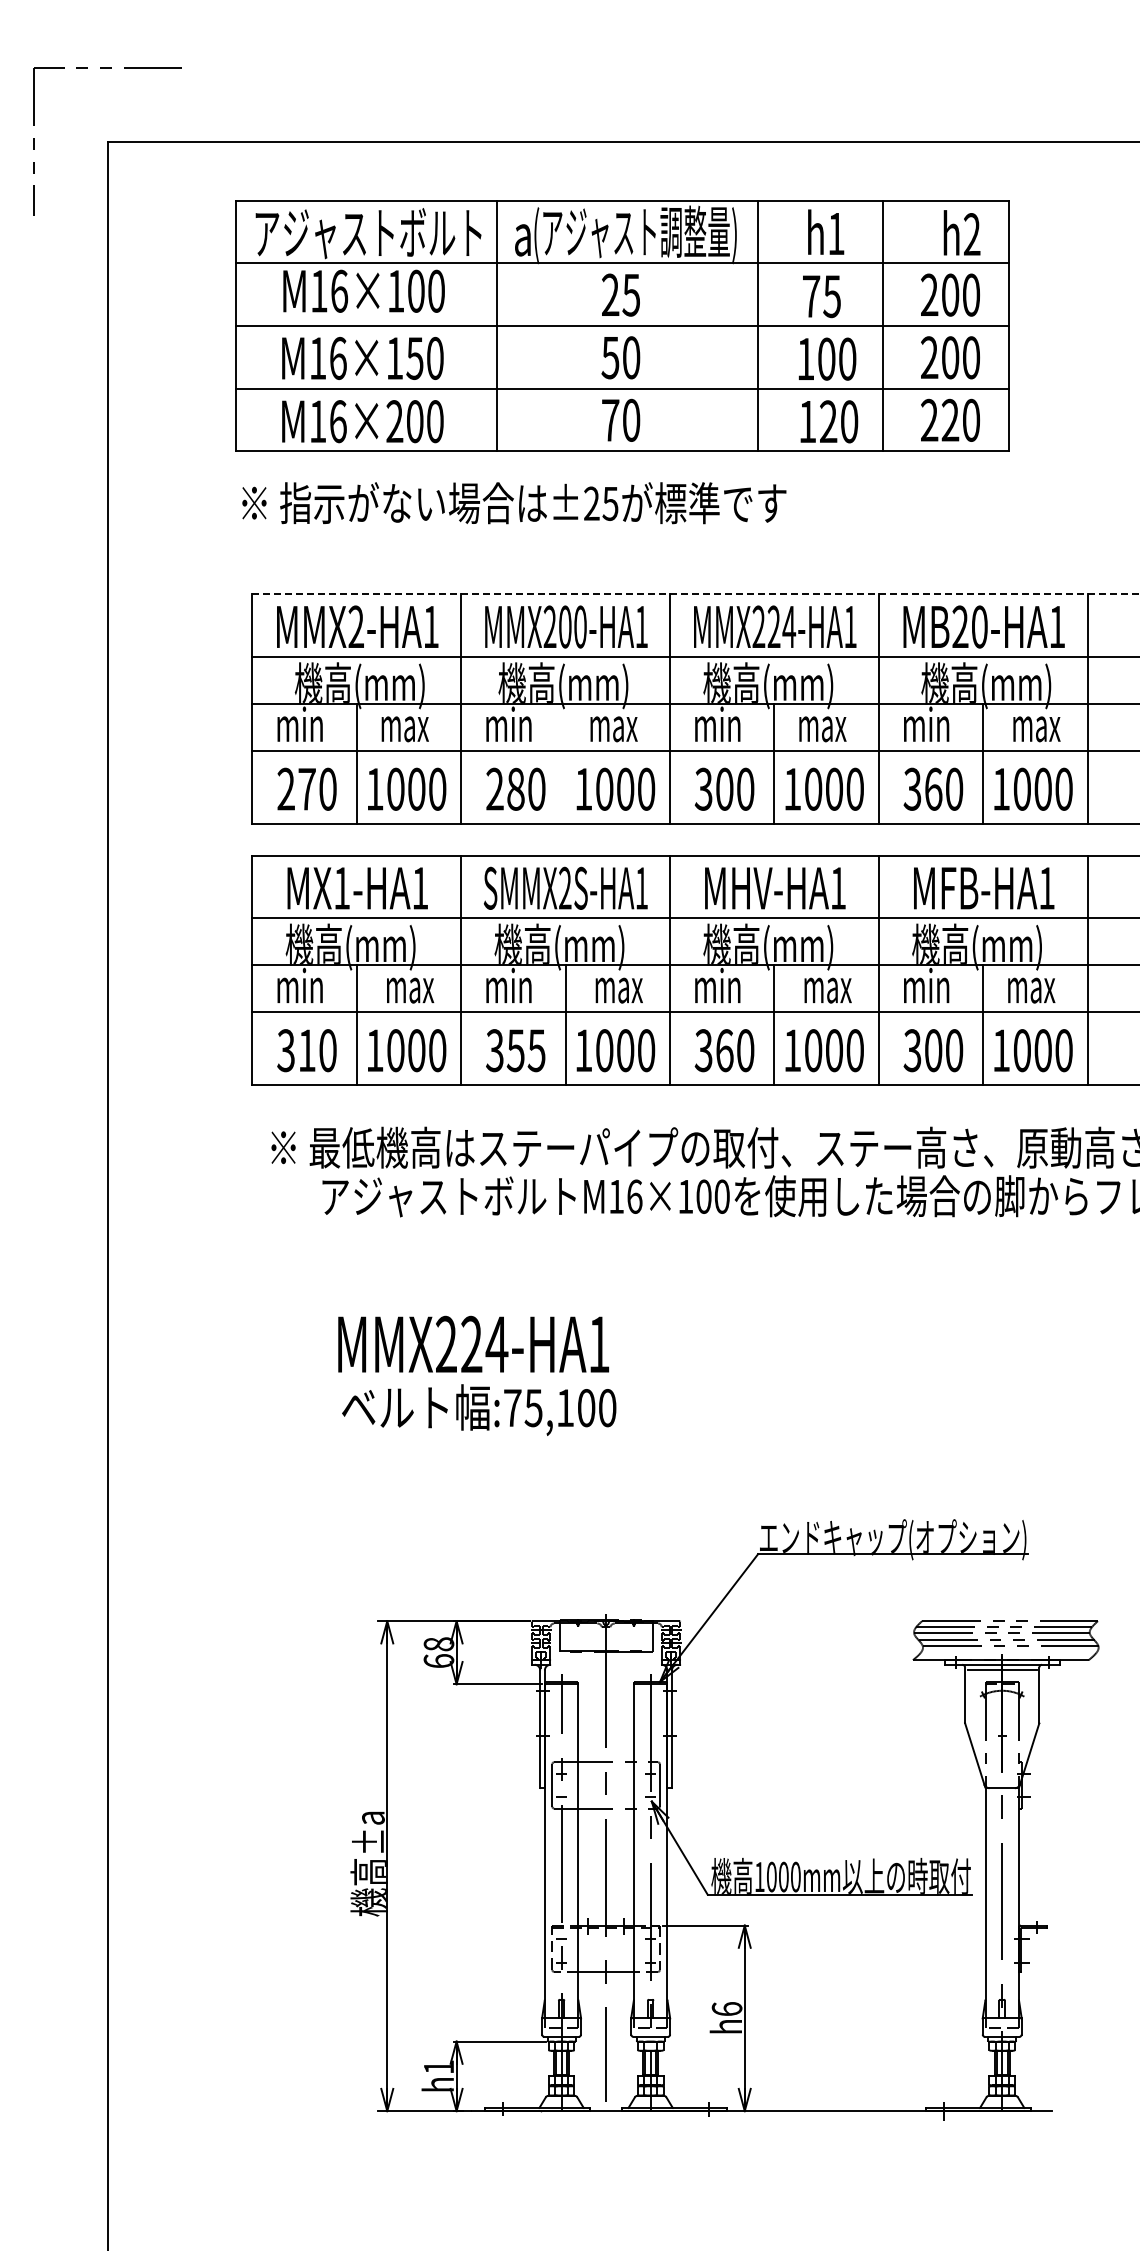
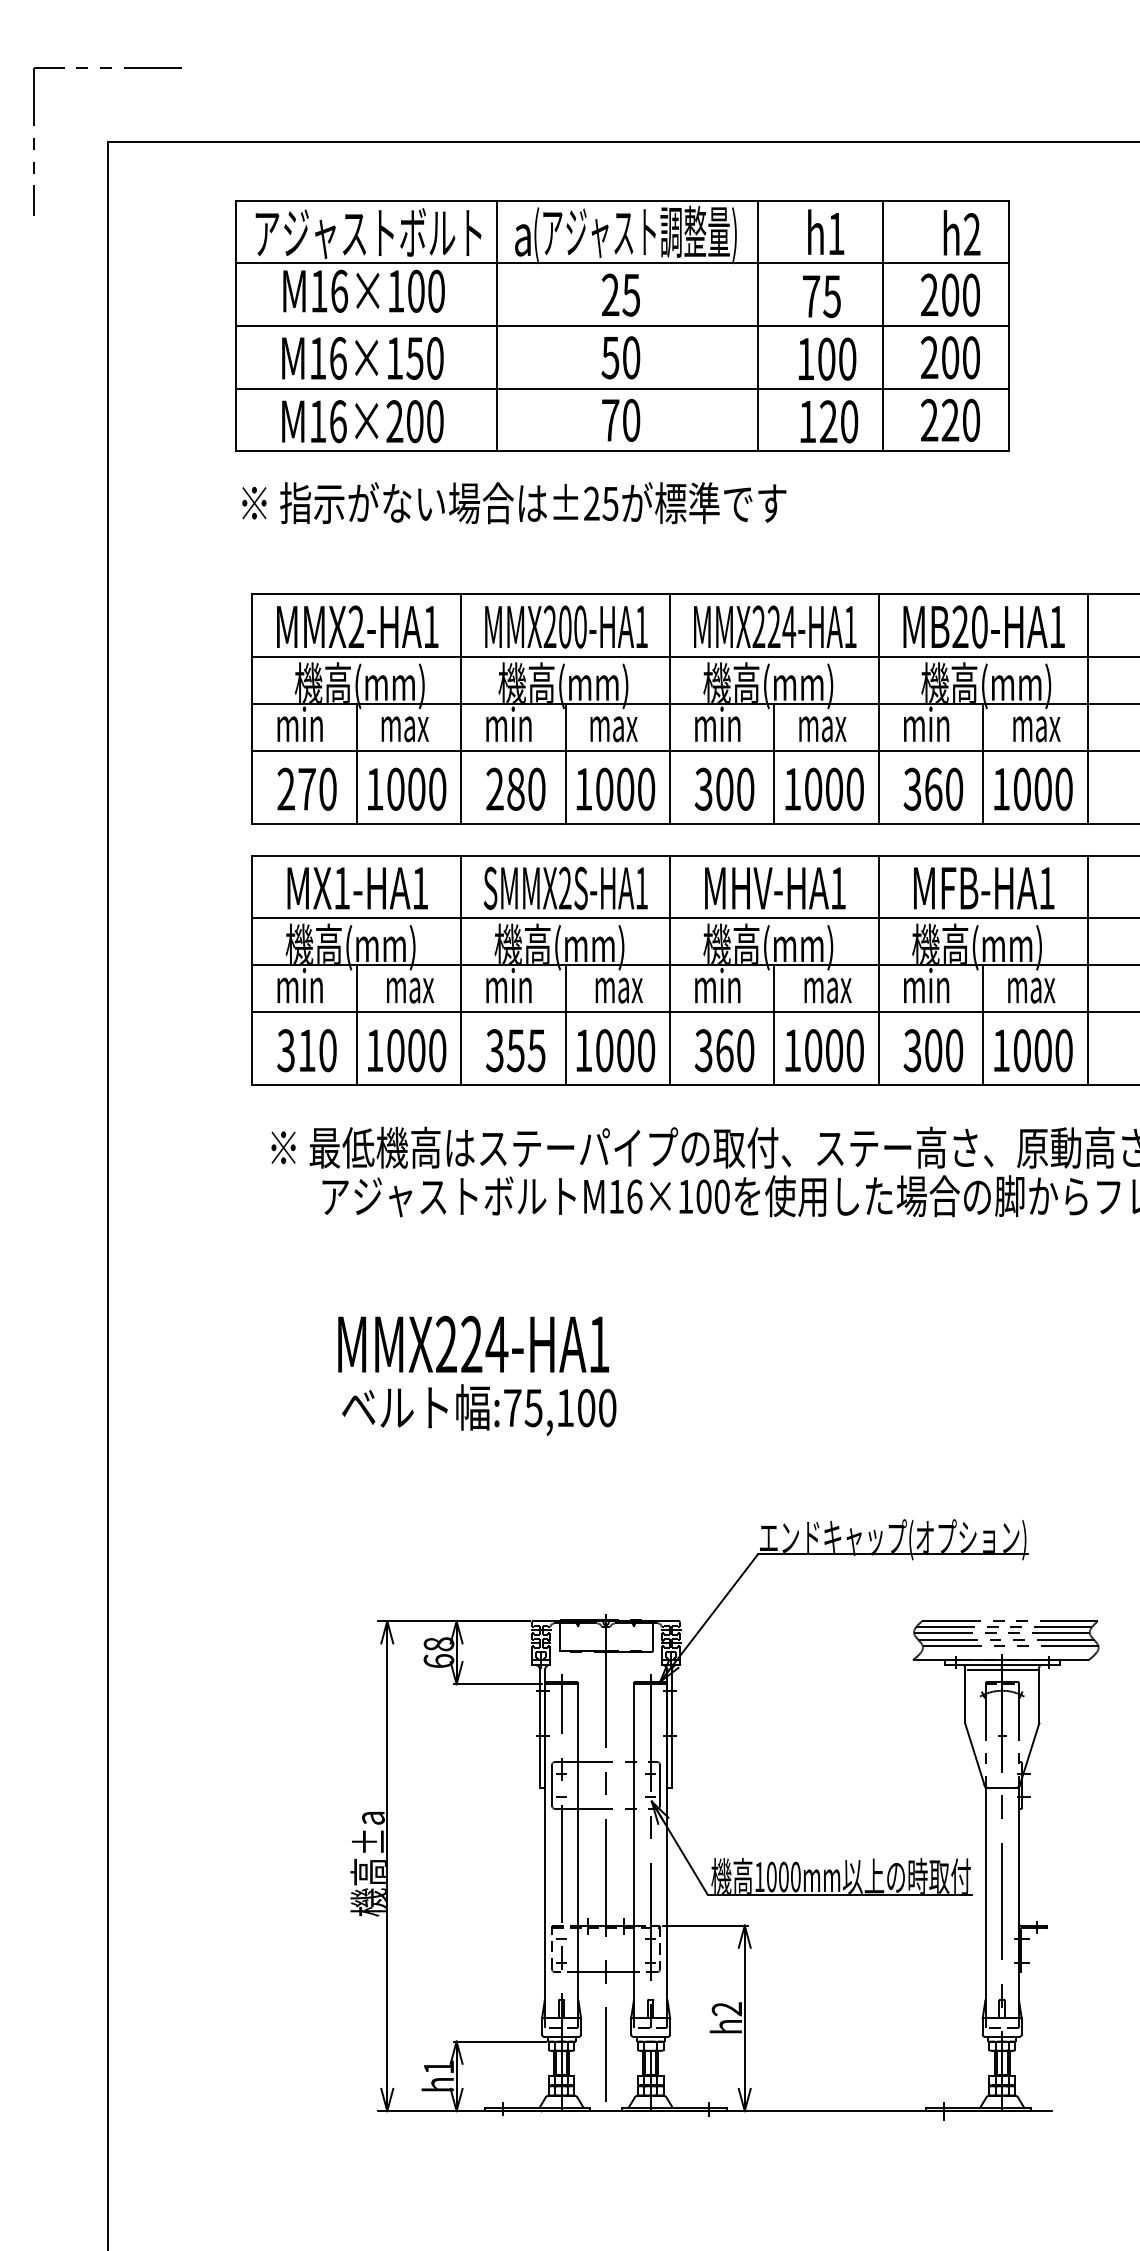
line: dashed -> solid (696, 594)
line: none -> present (565, 763)
text: h6 -> h2 (726, 2009)
